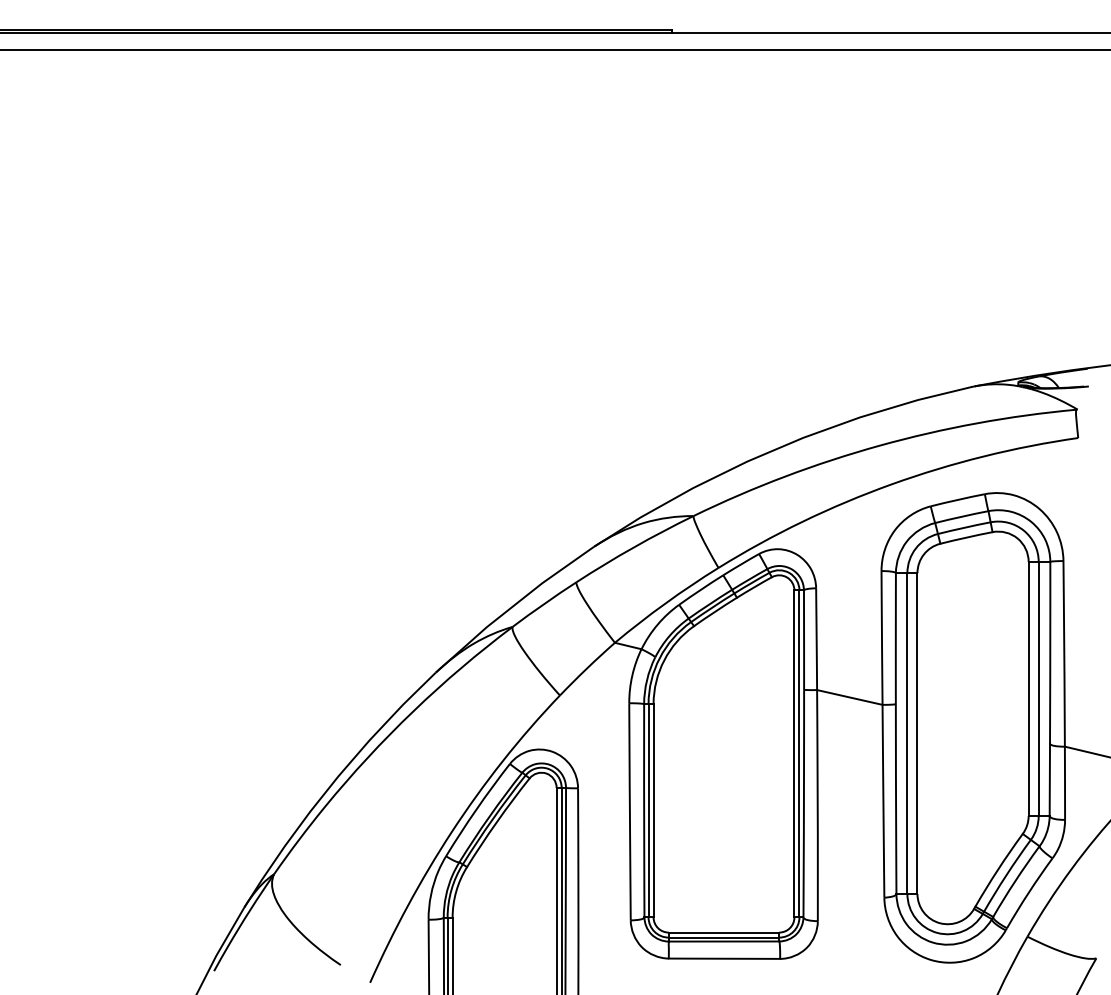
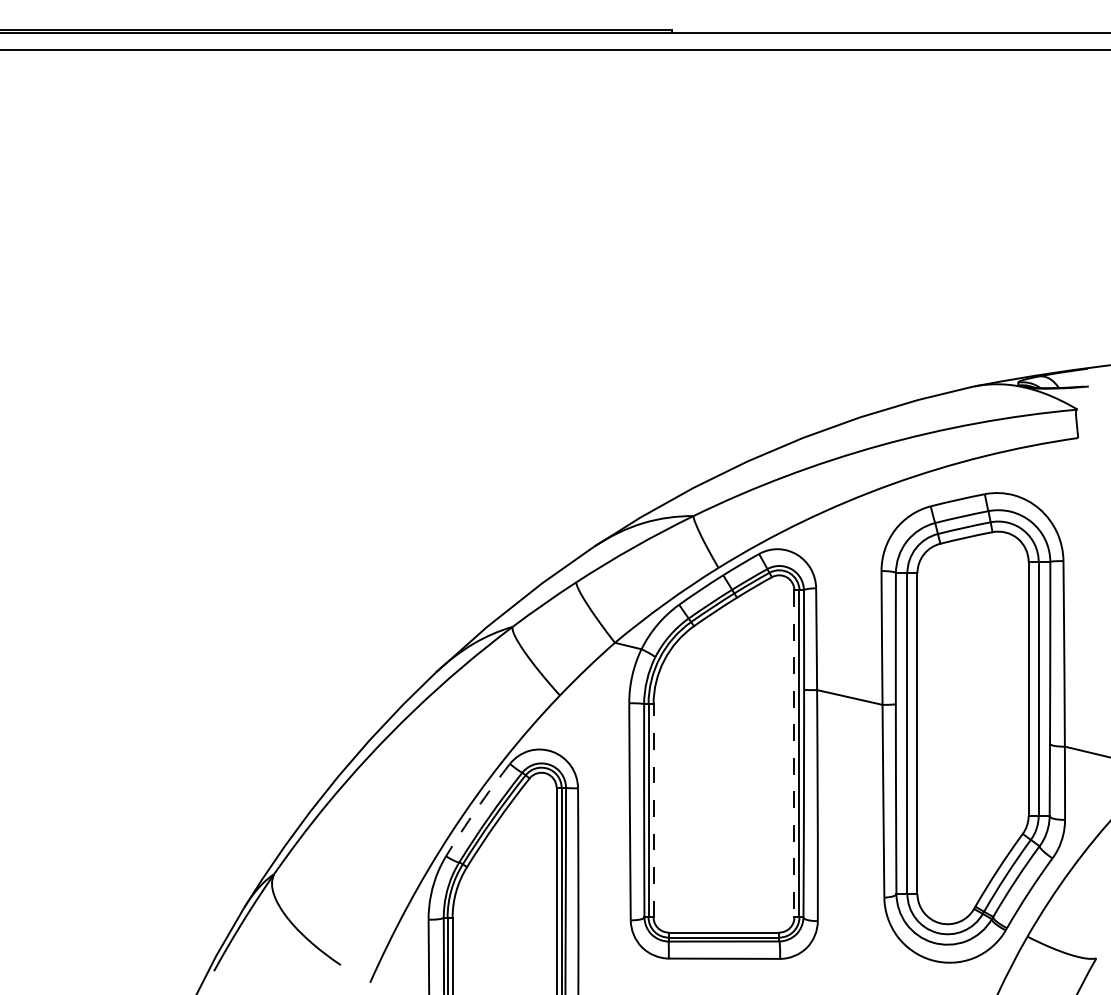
line: solid -> dashed (794, 754)
arc: solid -> dashed (476, 809)
line: solid -> dashed (653, 810)
